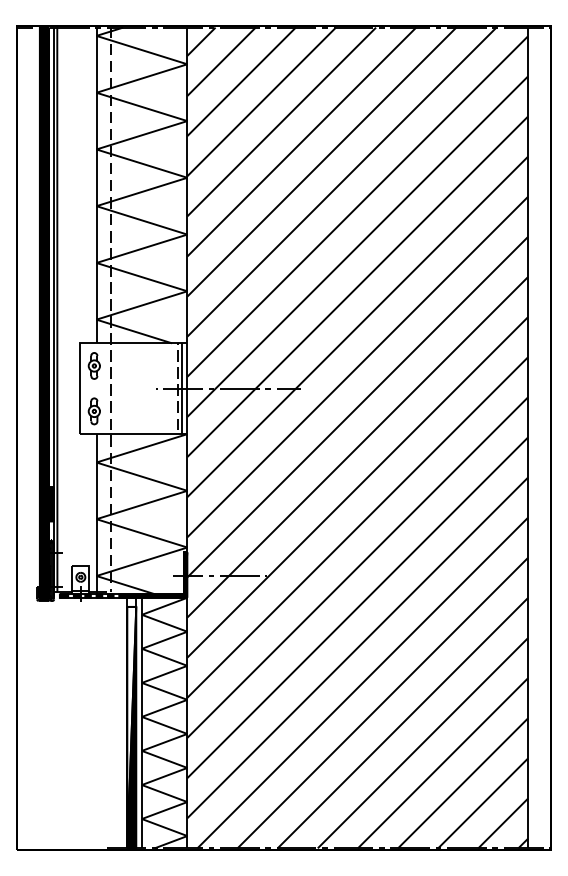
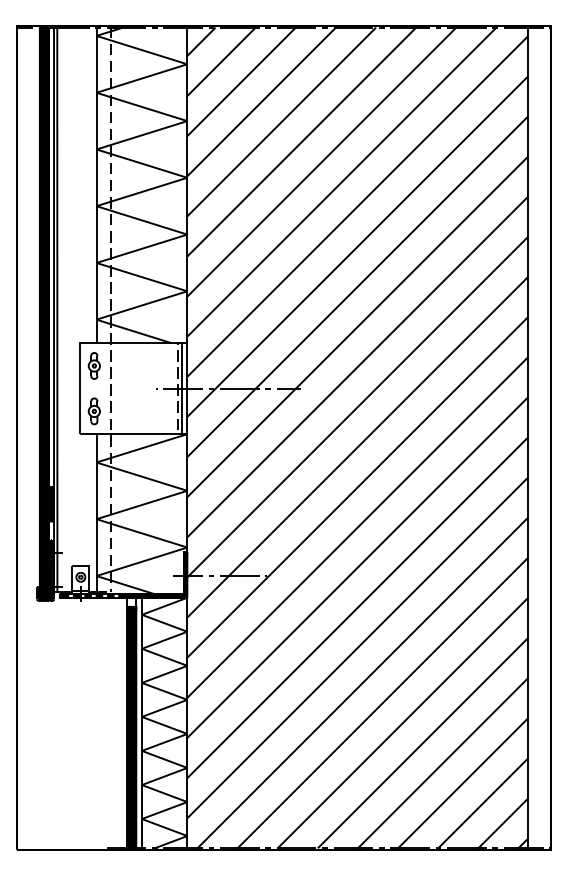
fill: none -> present (131, 727)
